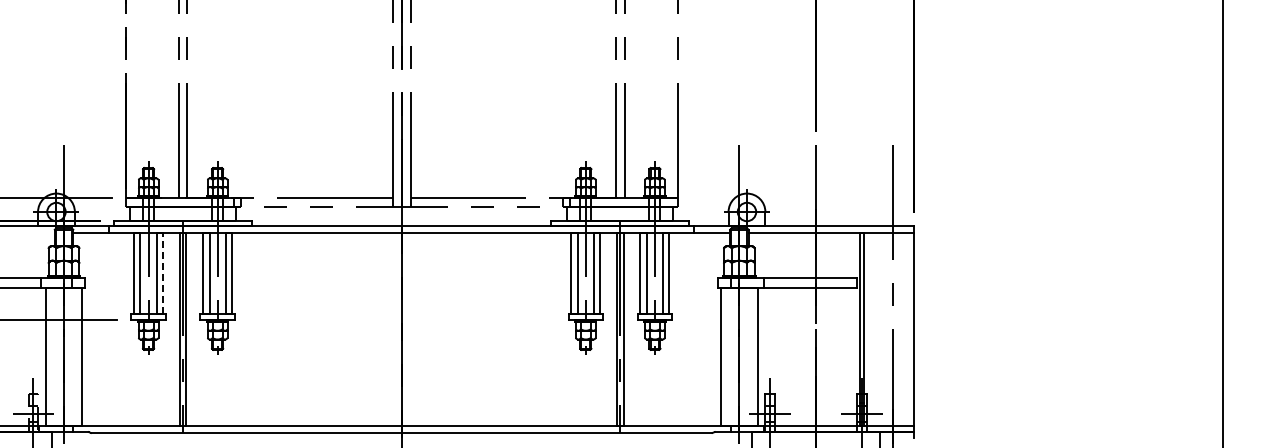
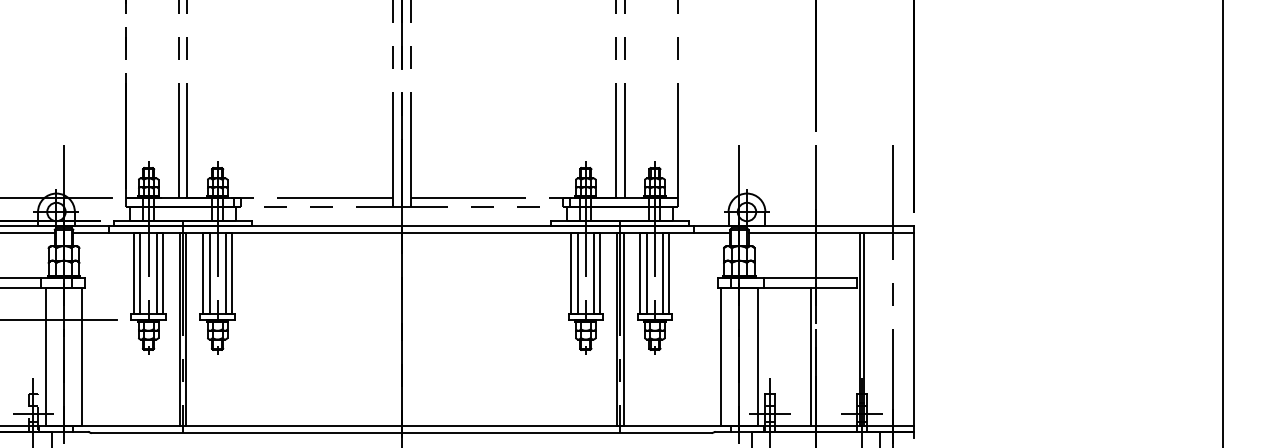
line: none -> present (28, 233)
line: dashed -> solid (163, 272)
line: none -> present (811, 356)
